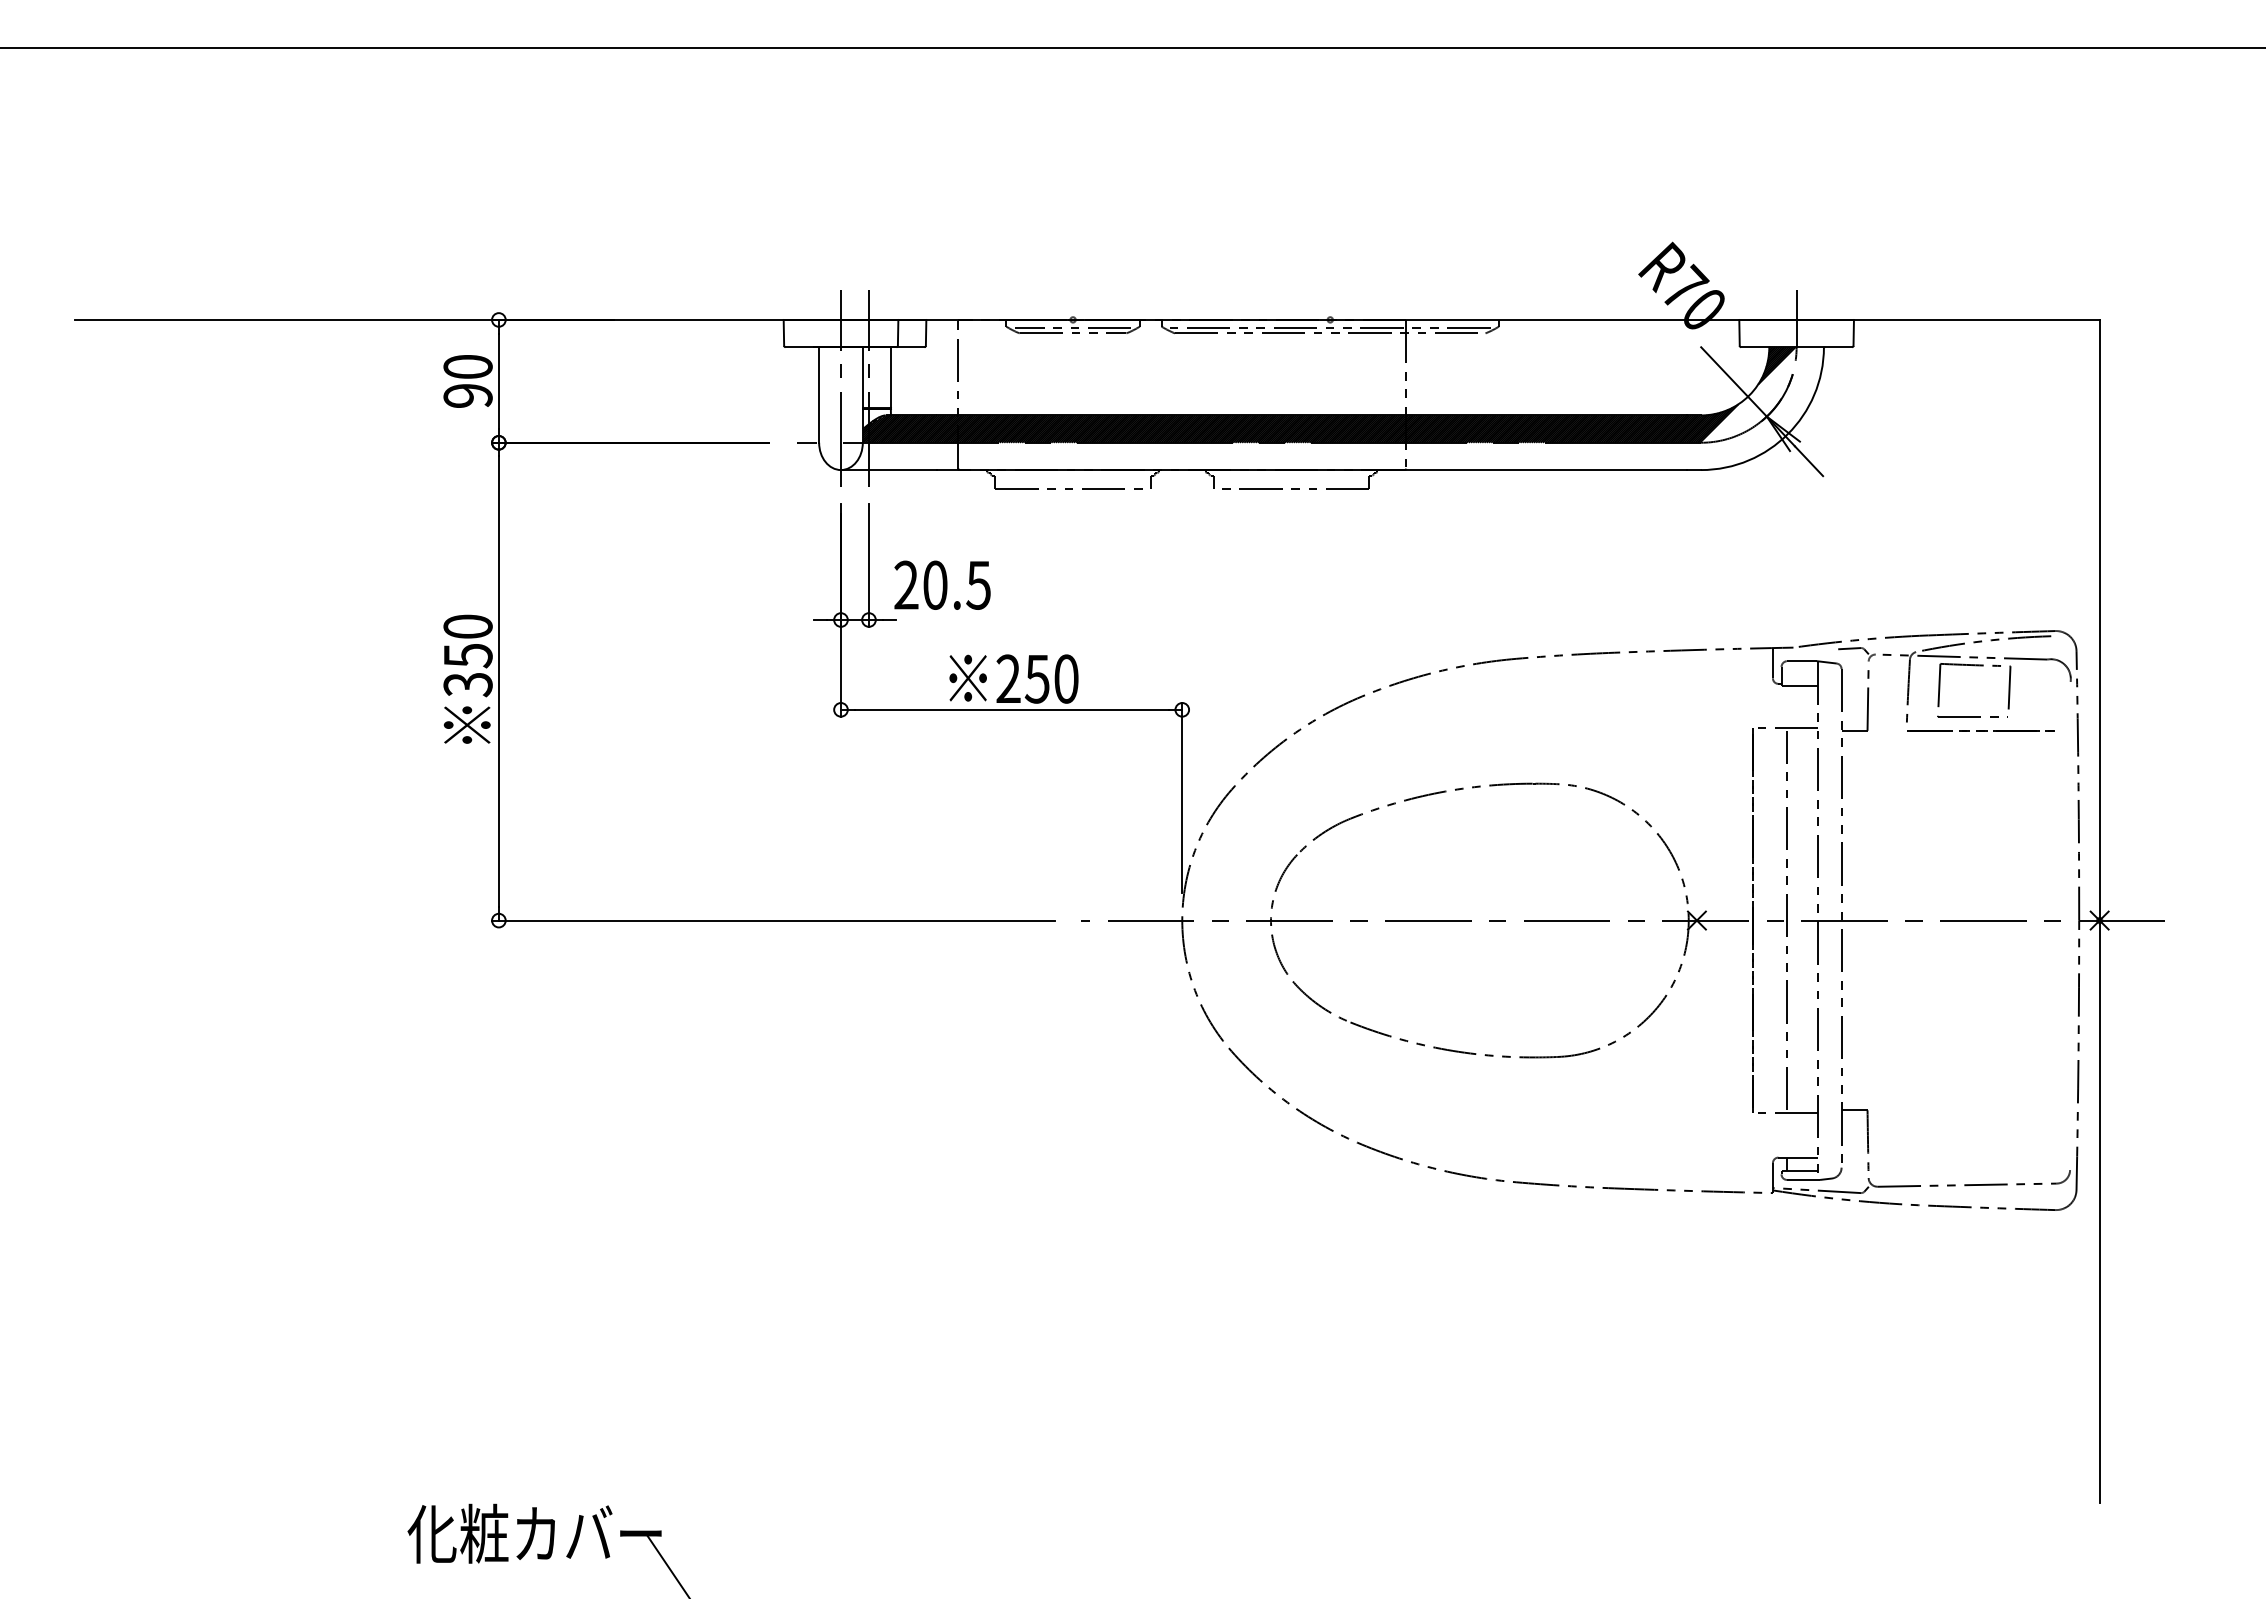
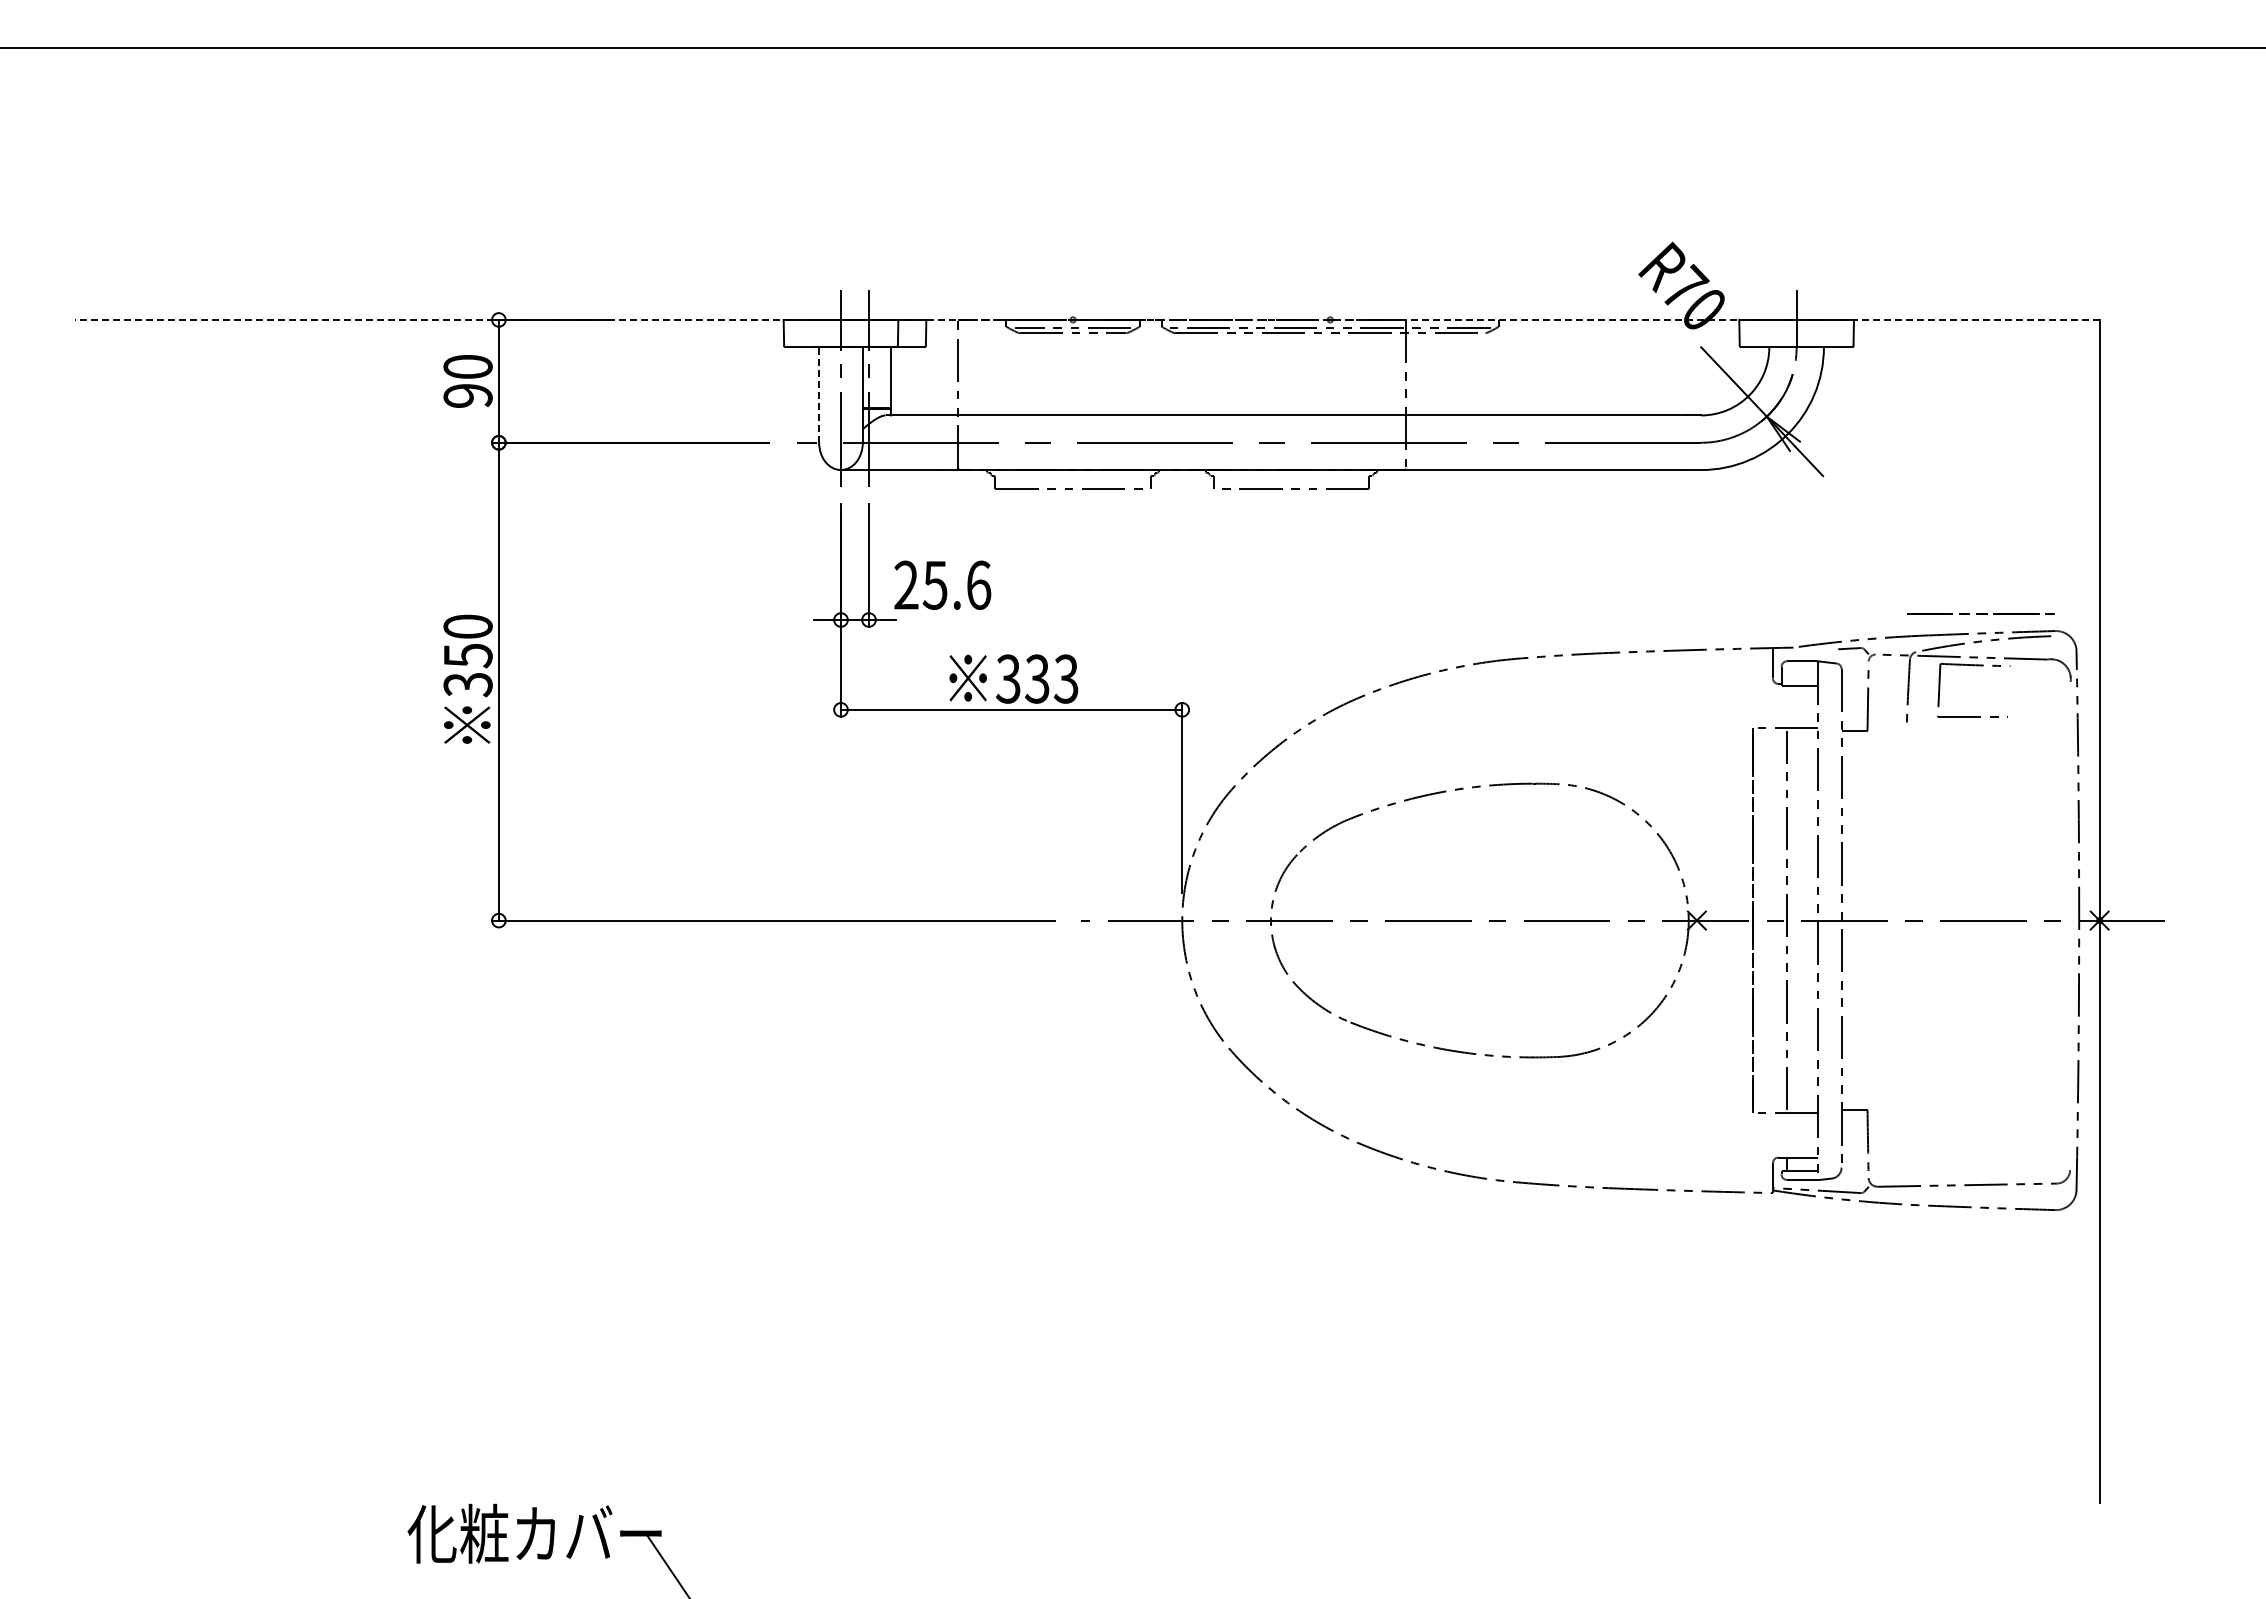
line: solid -> dashed (1086, 319)
line: solid -> dashed (819, 394)
hatch: present -> none (1328, 394)
text: 20.5 -> 25.6 (956, 584)
text: 250 -> 333 (1037, 678)
line: present -> none (2009, 691)
line position: (1980, 730) -> (1980, 613) (1980, 613)
